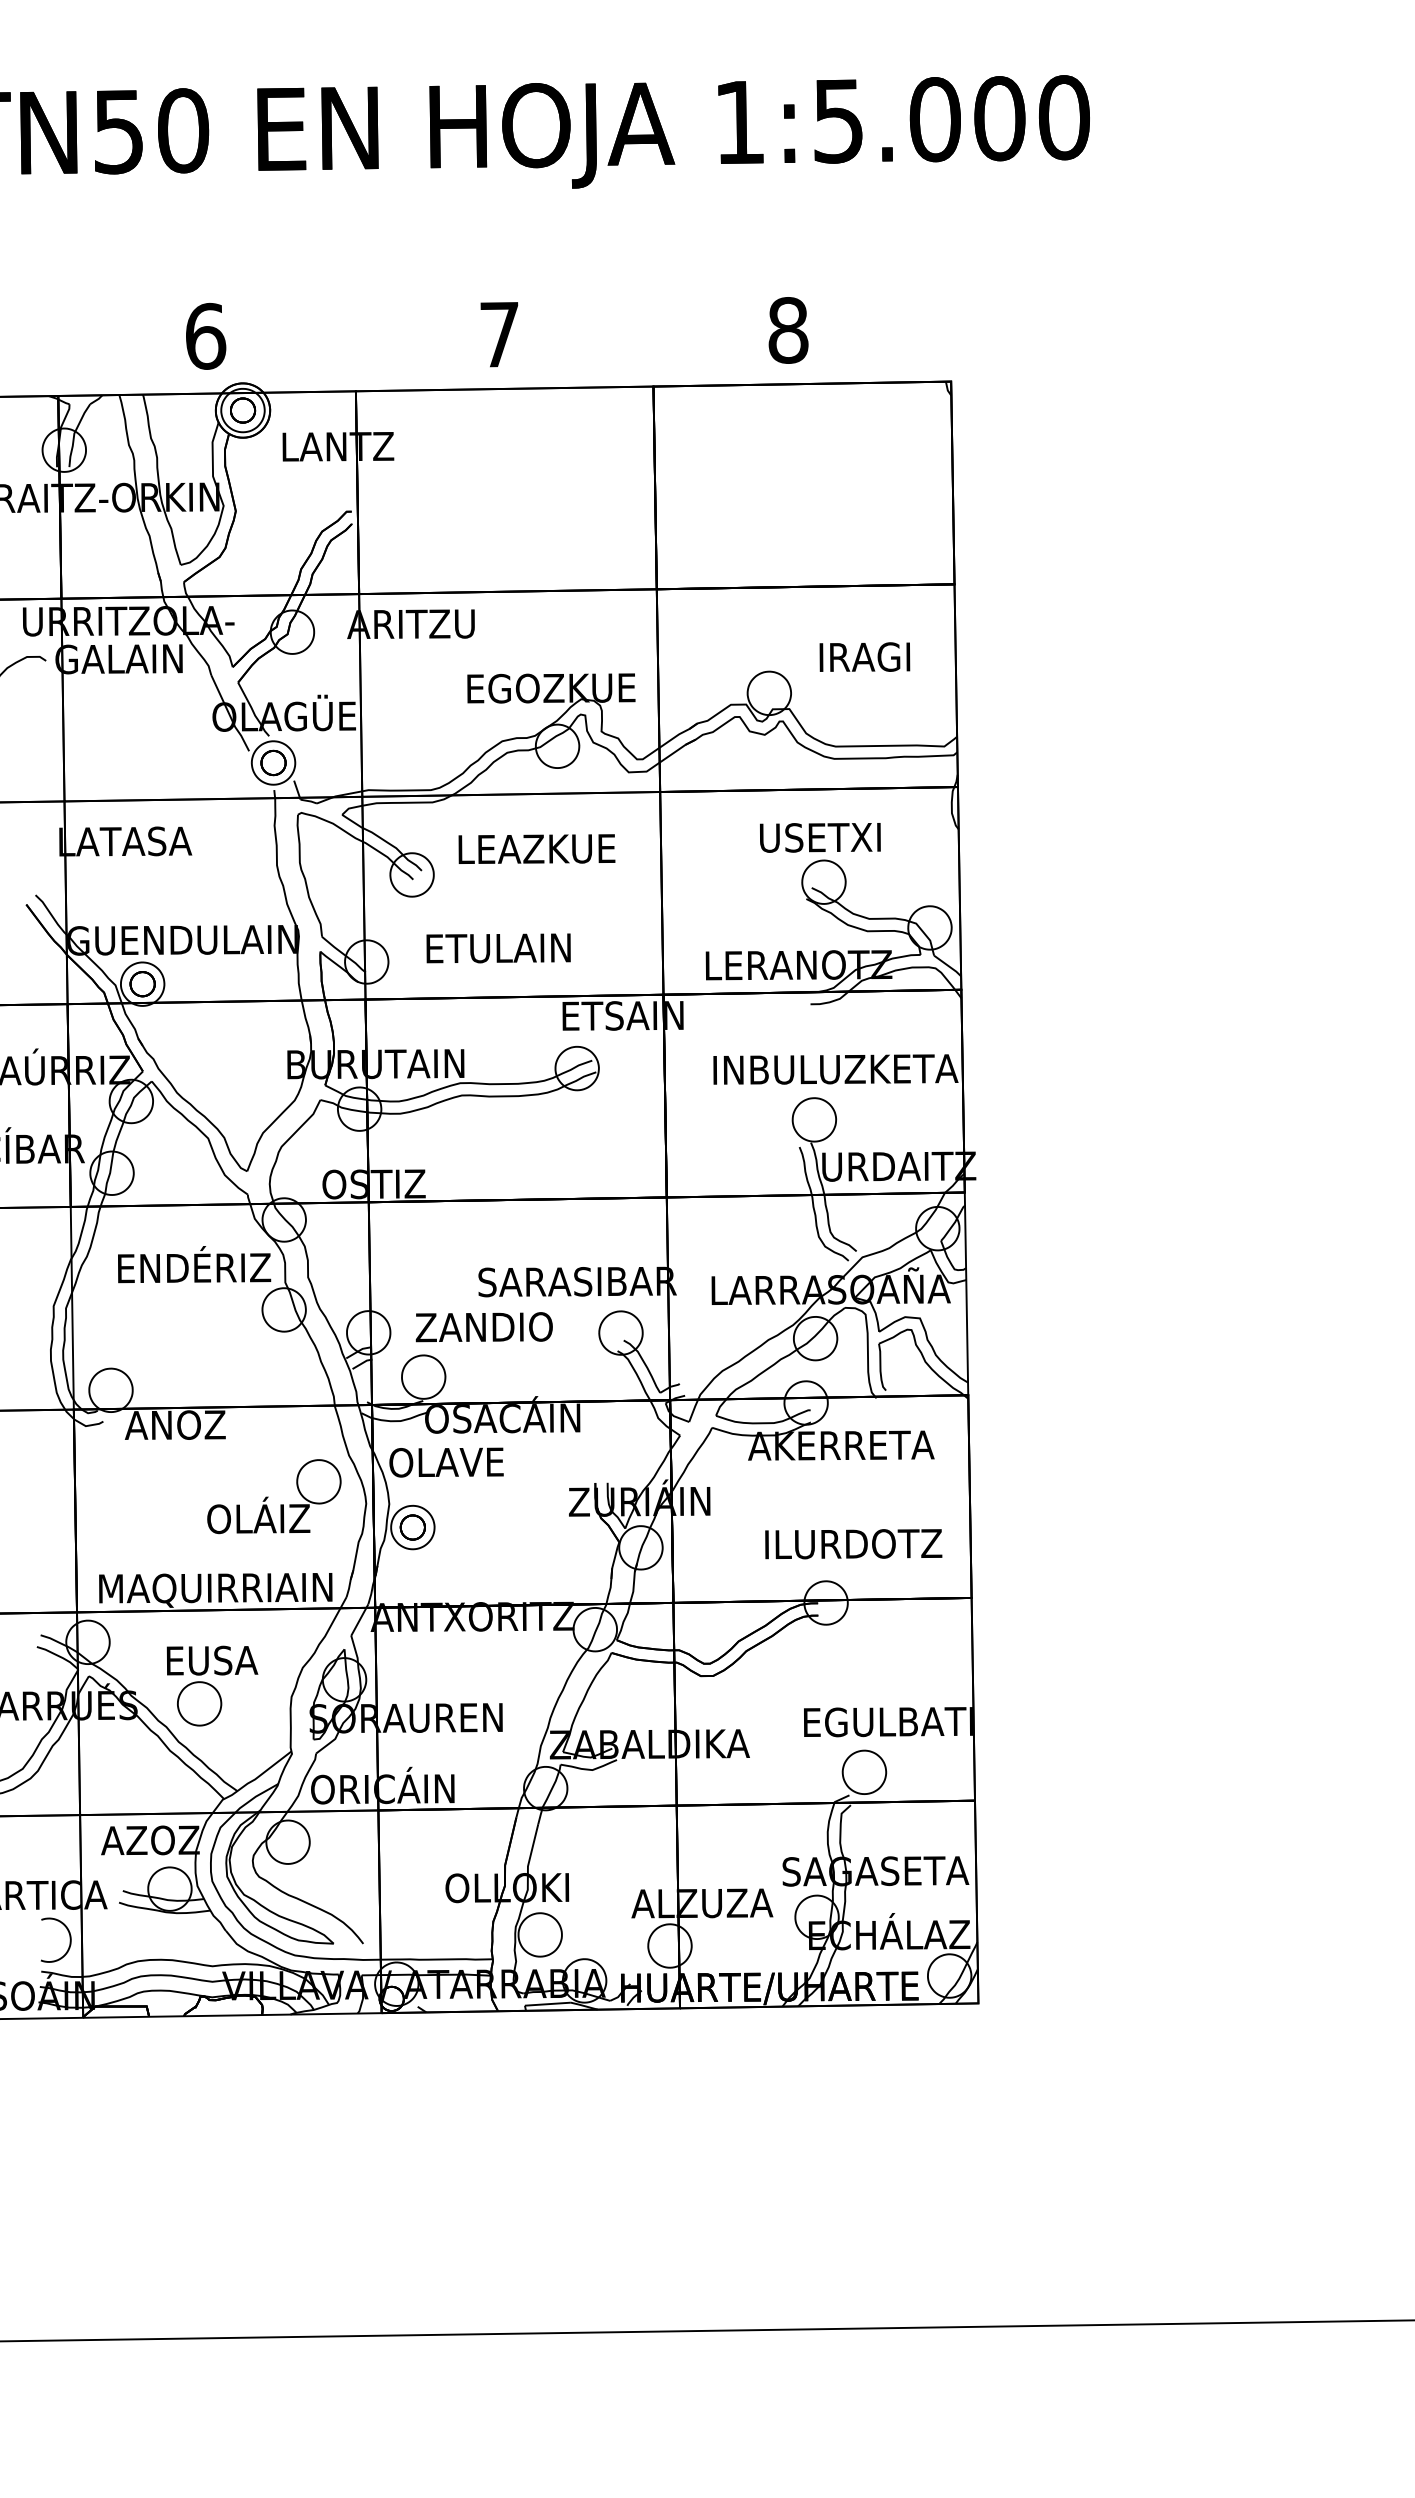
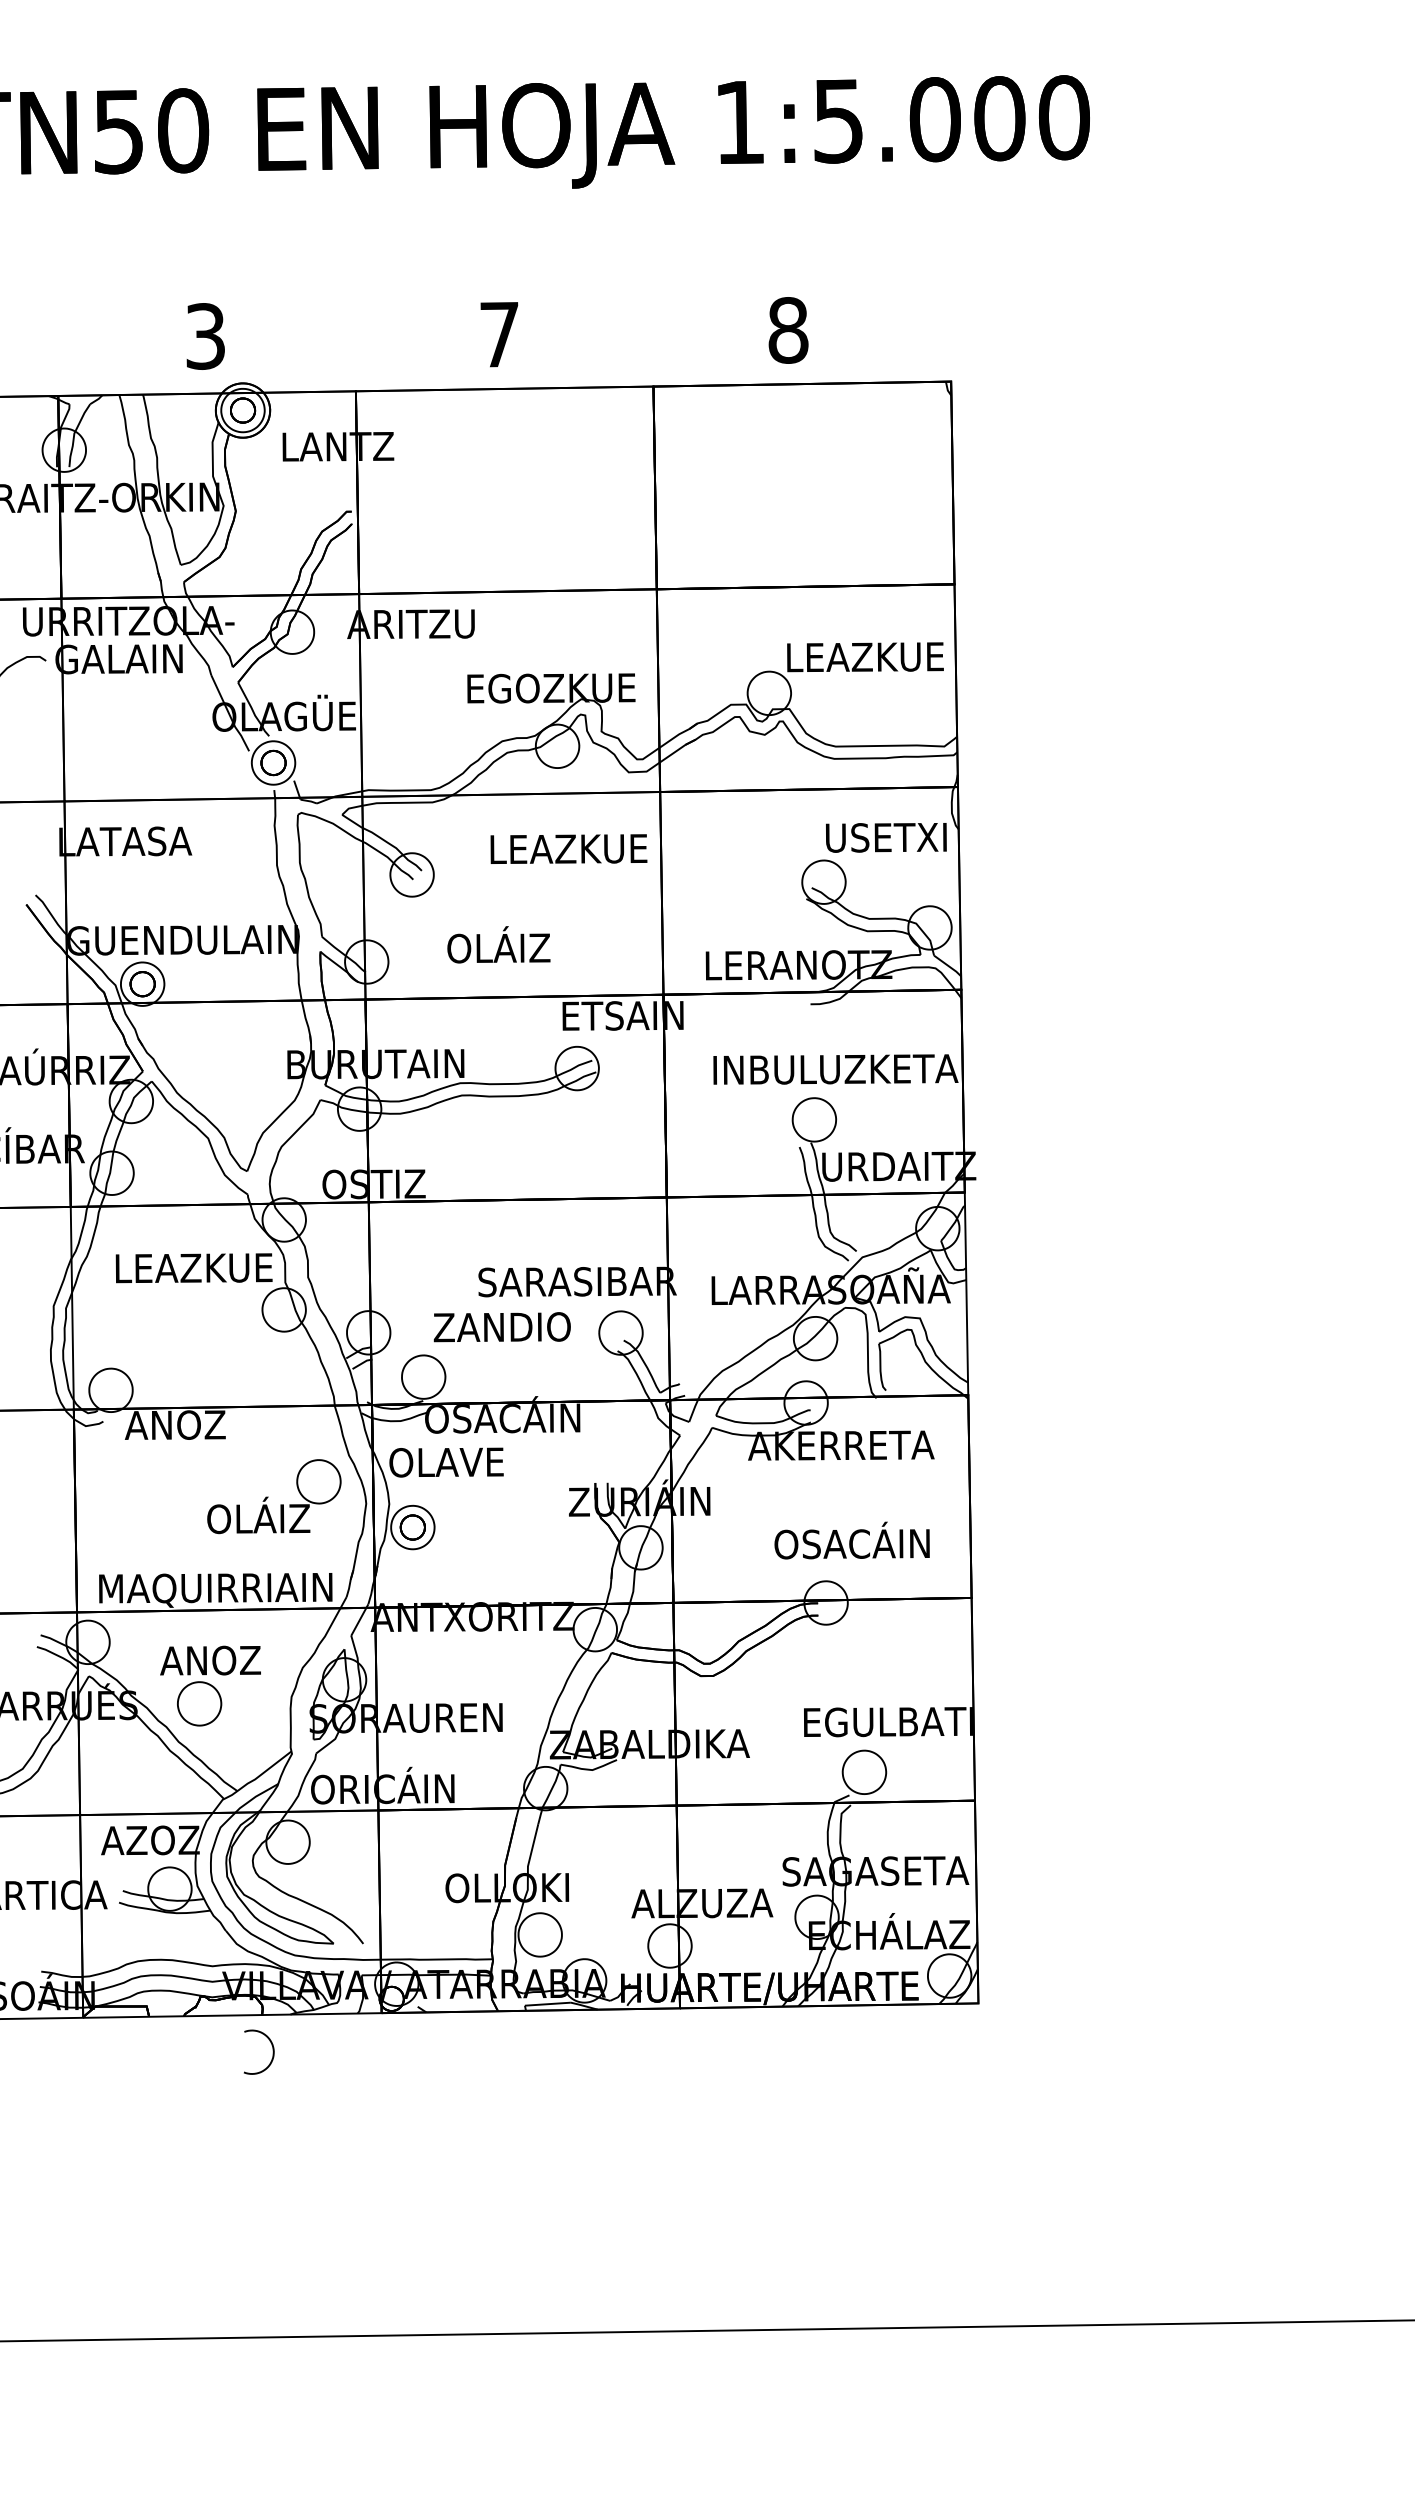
text: 6 -> 3 (206, 335)
text: IRAGI -> LEAZKUE (865, 657)
text position: (820, 837) -> (886, 837) (886, 837)
text position: (536, 848) -> (568, 848) (568, 848)
text: ETULAIN -> OLÁIZ (498, 944)
text: ENDÉRIZ -> LEAZKUE (193, 1264)
text position: (483, 1327) -> (501, 1327) (501, 1327)
text: ILURDOTZ -> OSACÁIN (853, 1540)
text: EUSA -> ANOZ (210, 1660)
curve position: (69, 1939) -> (272, 2051) (272, 2051)
